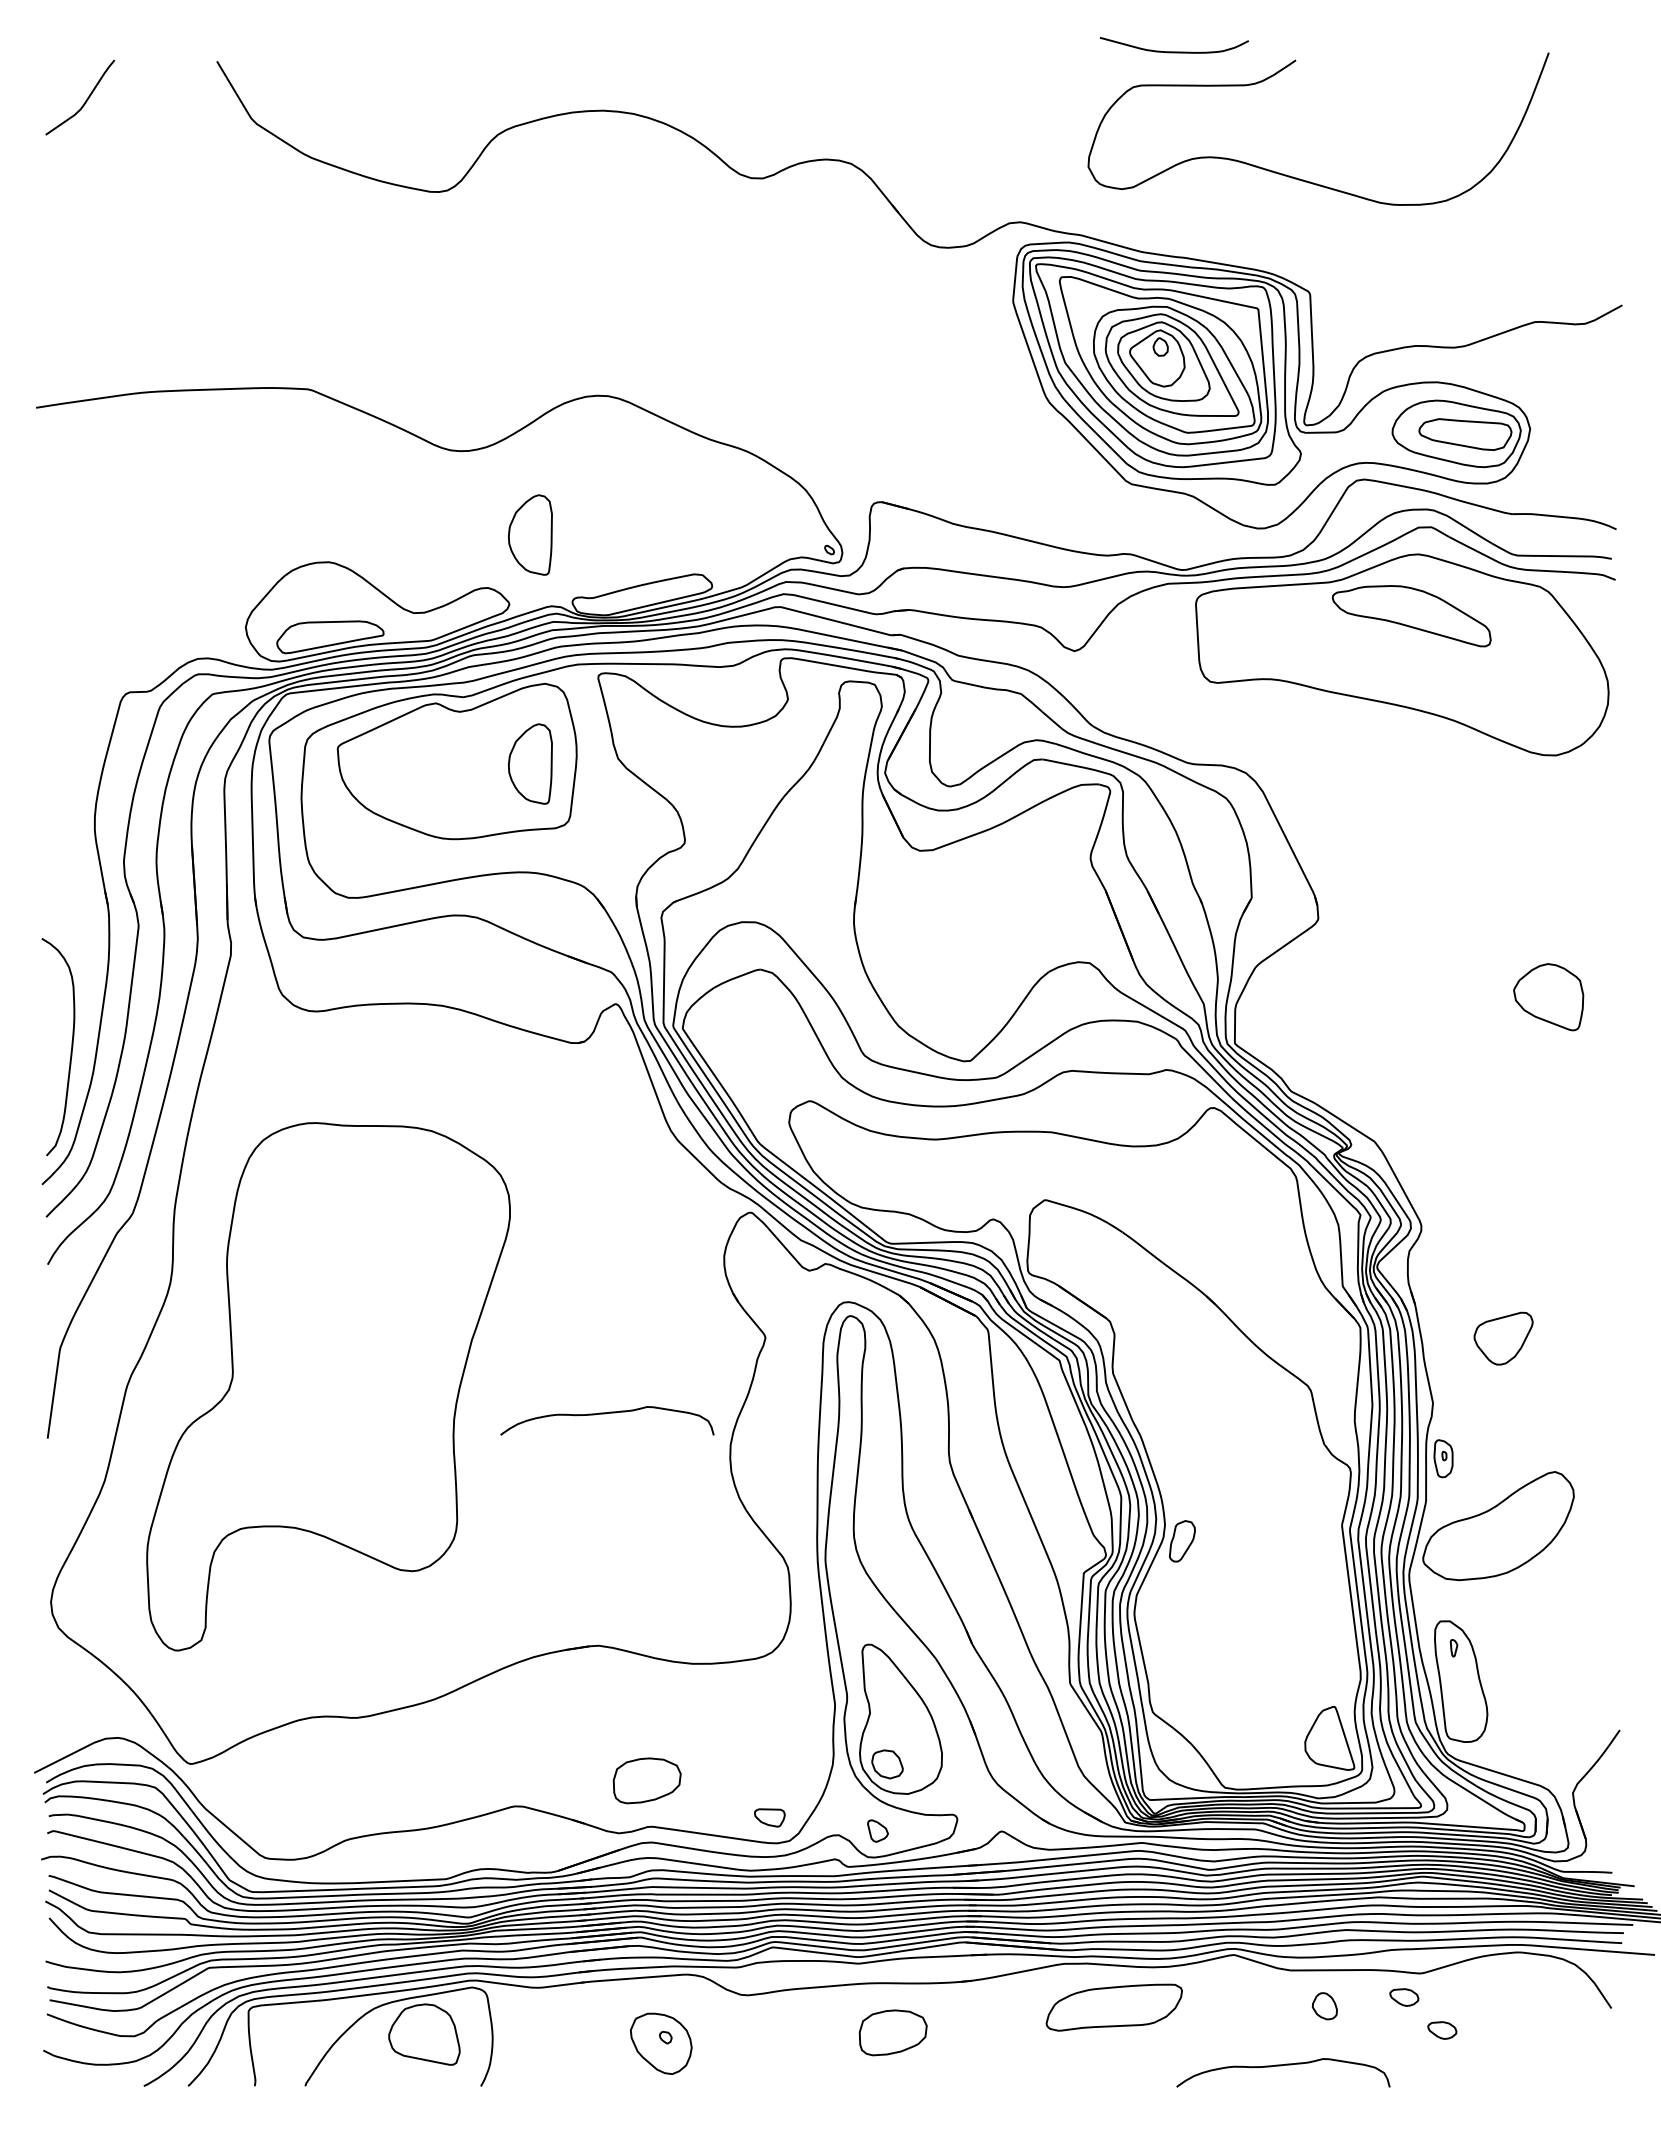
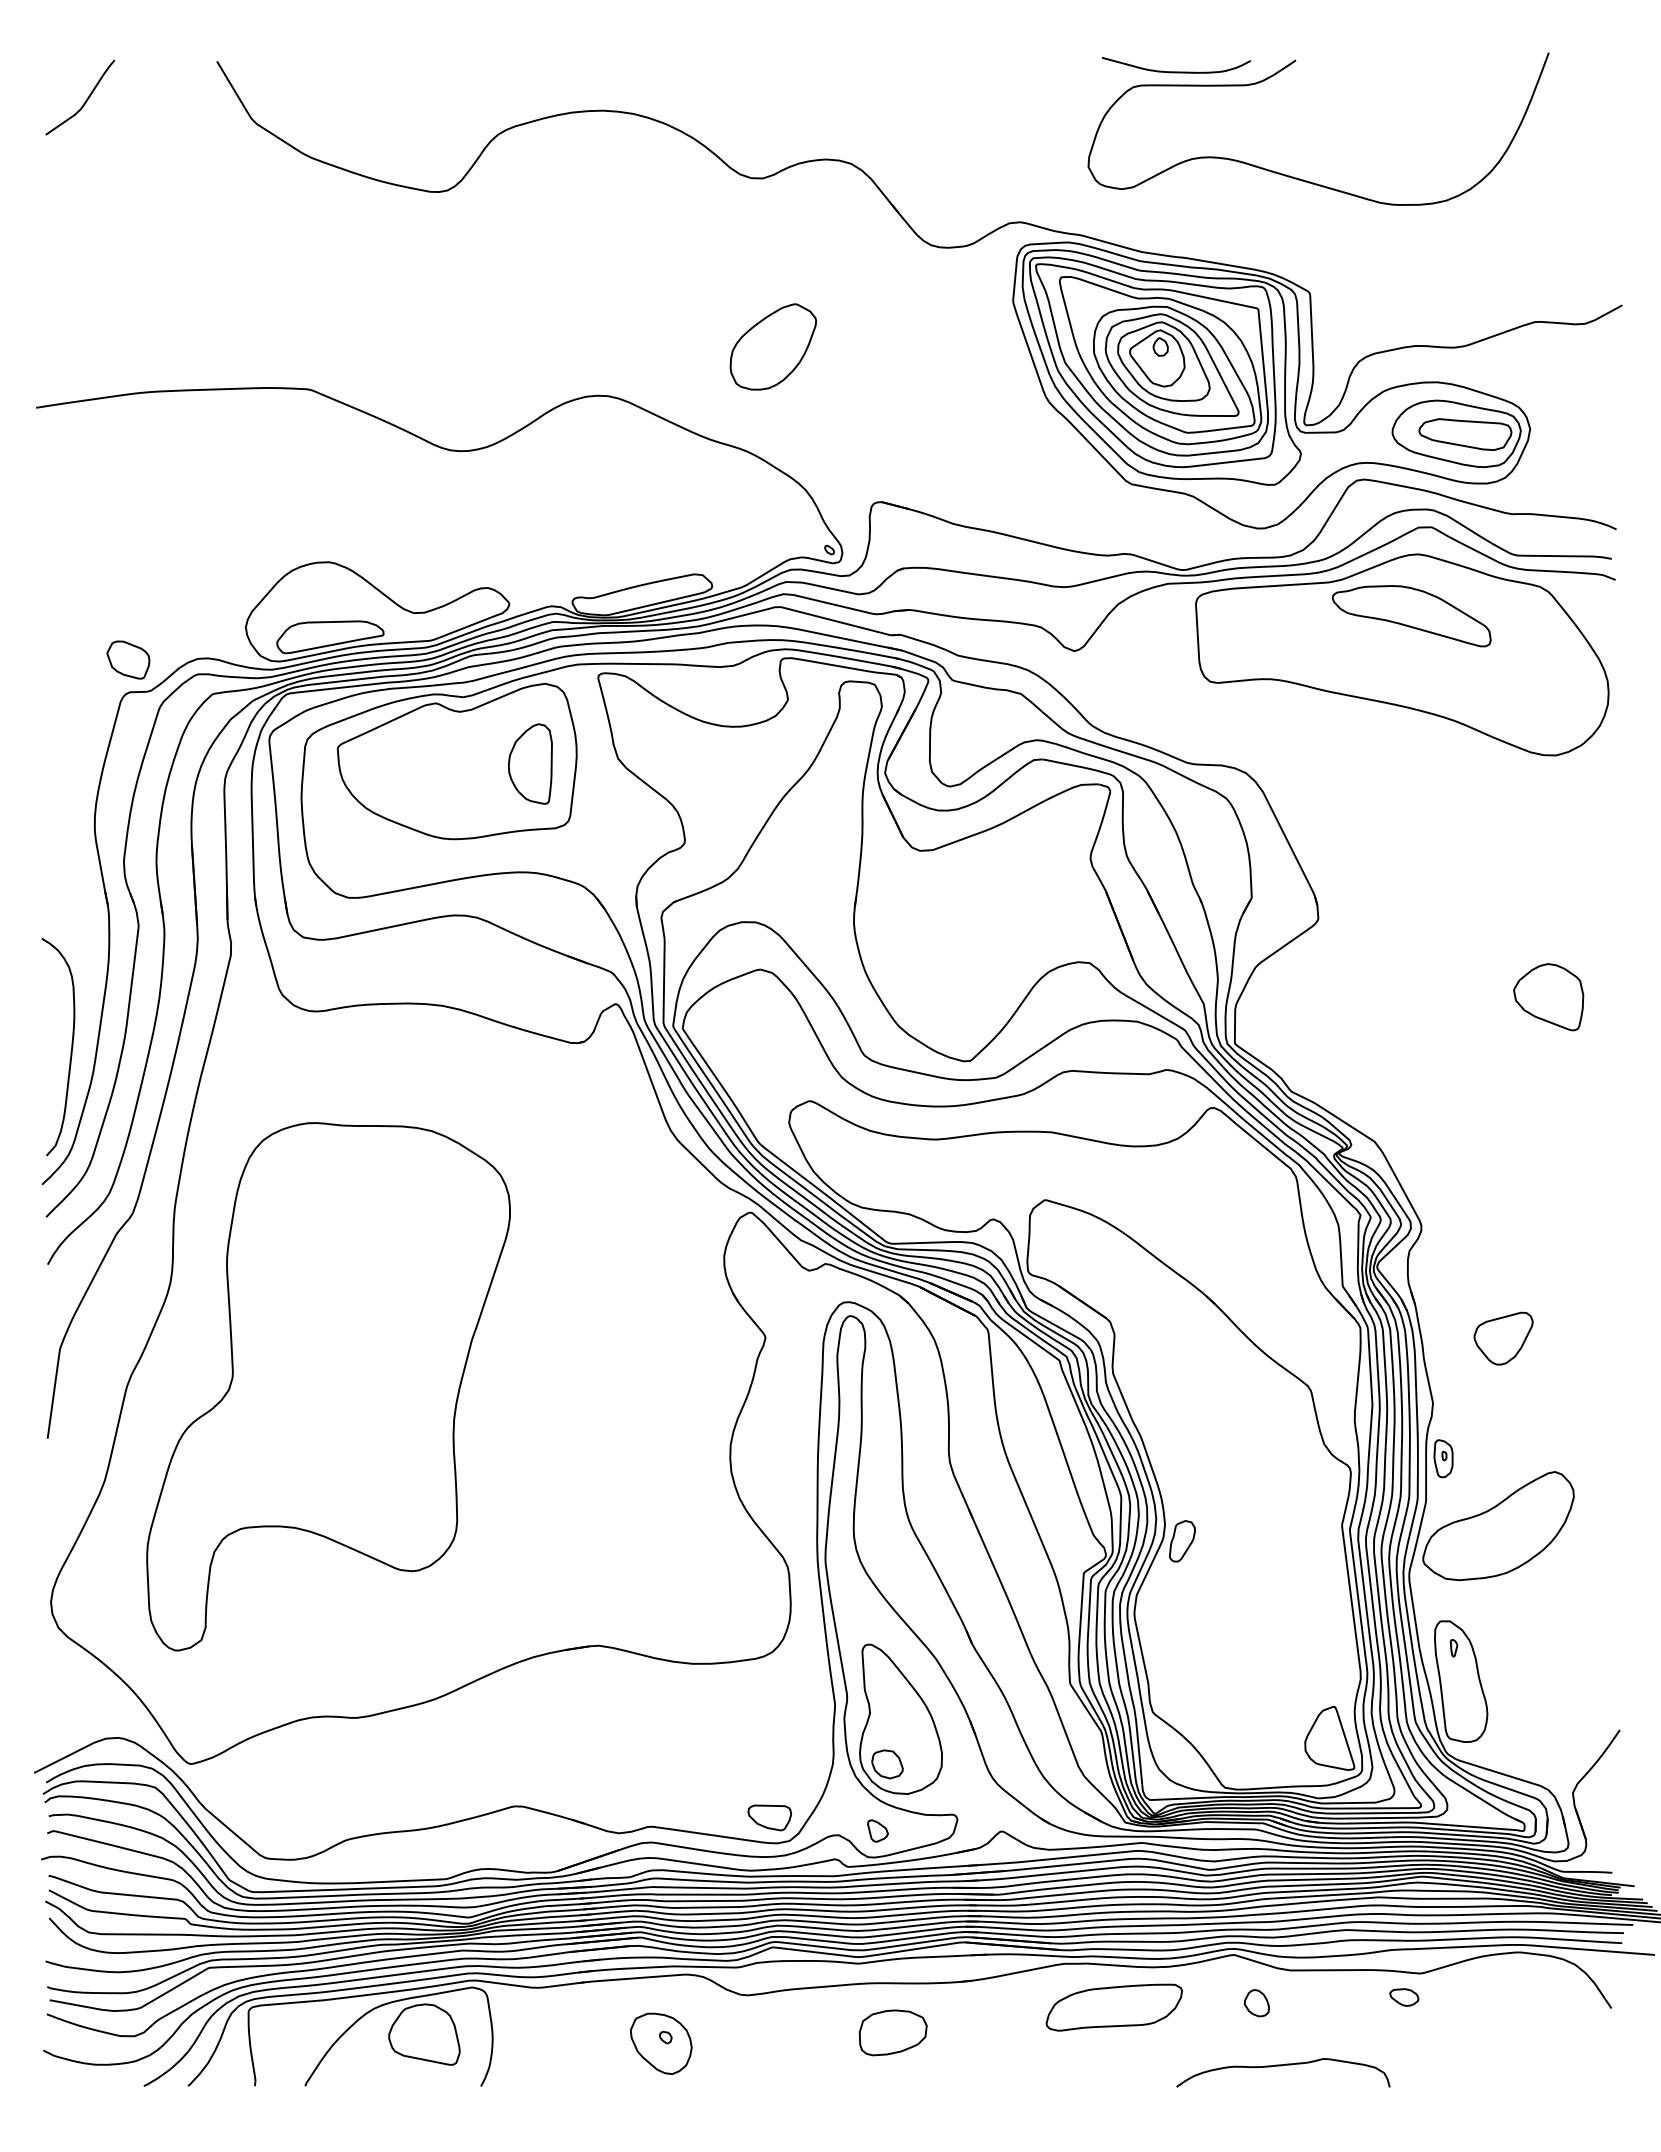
curve position: (1173, 51) -> (1175, 71) (1175, 71)
part: none -> present (772, 346)
part: present -> none (530, 534)
part: none -> present (128, 659)
curve: present -> none (605, 1414)
part: present -> none (646, 1780)
part size: 32x20 px -> 46x28 px (769, 1817)
part position: (1324, 2006) -> (1256, 2003) (1256, 2003)
part: present -> none (1442, 2030)
